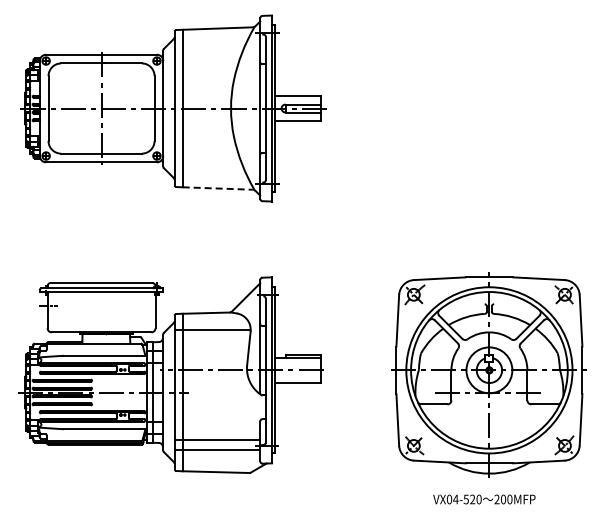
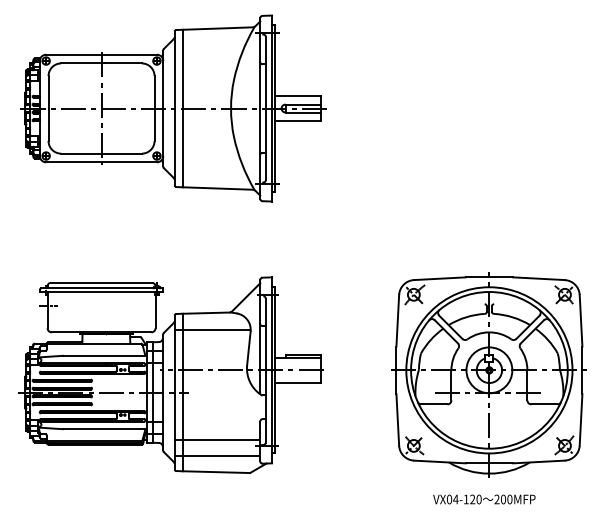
line: dashed -> solid (218, 188)
line position: (216, 450) -> (216, 456) (216, 456)
text: VX04-520 -> VX04-120 (465, 499)
